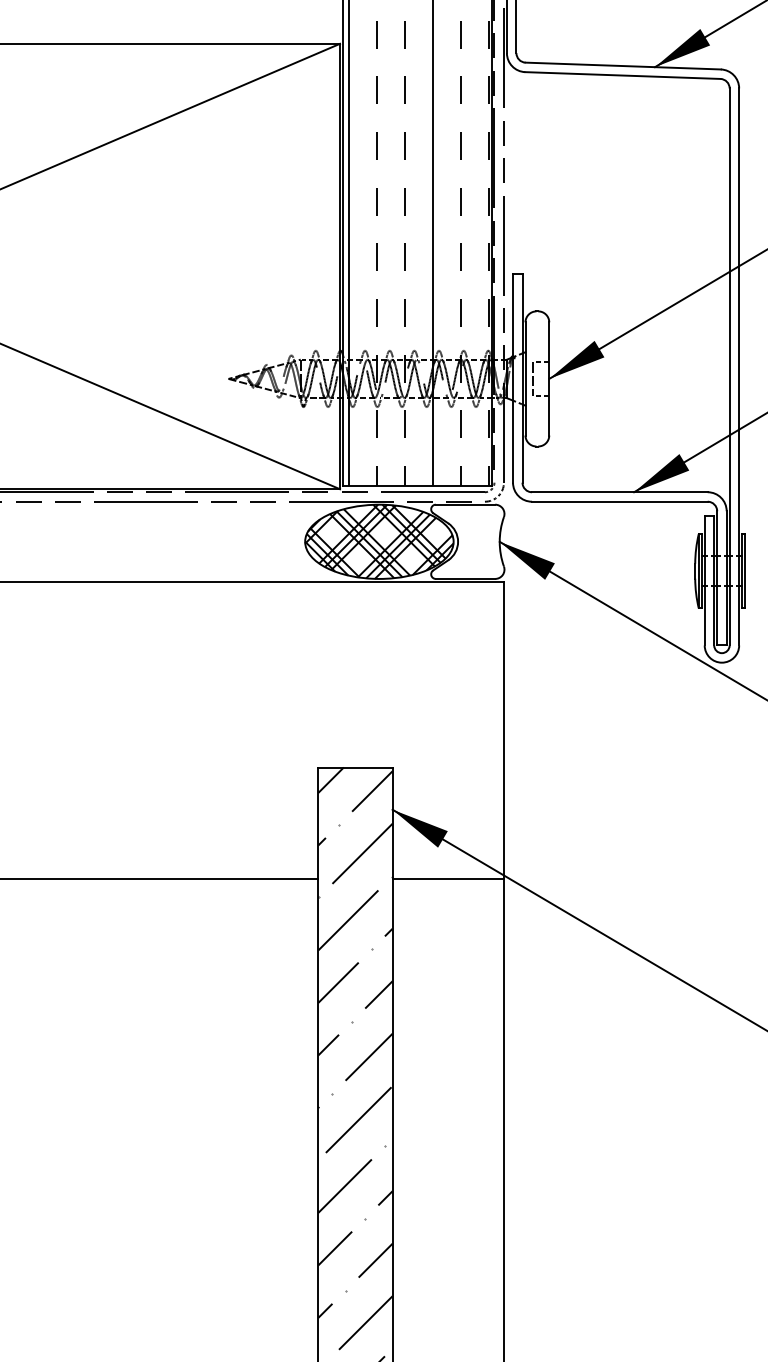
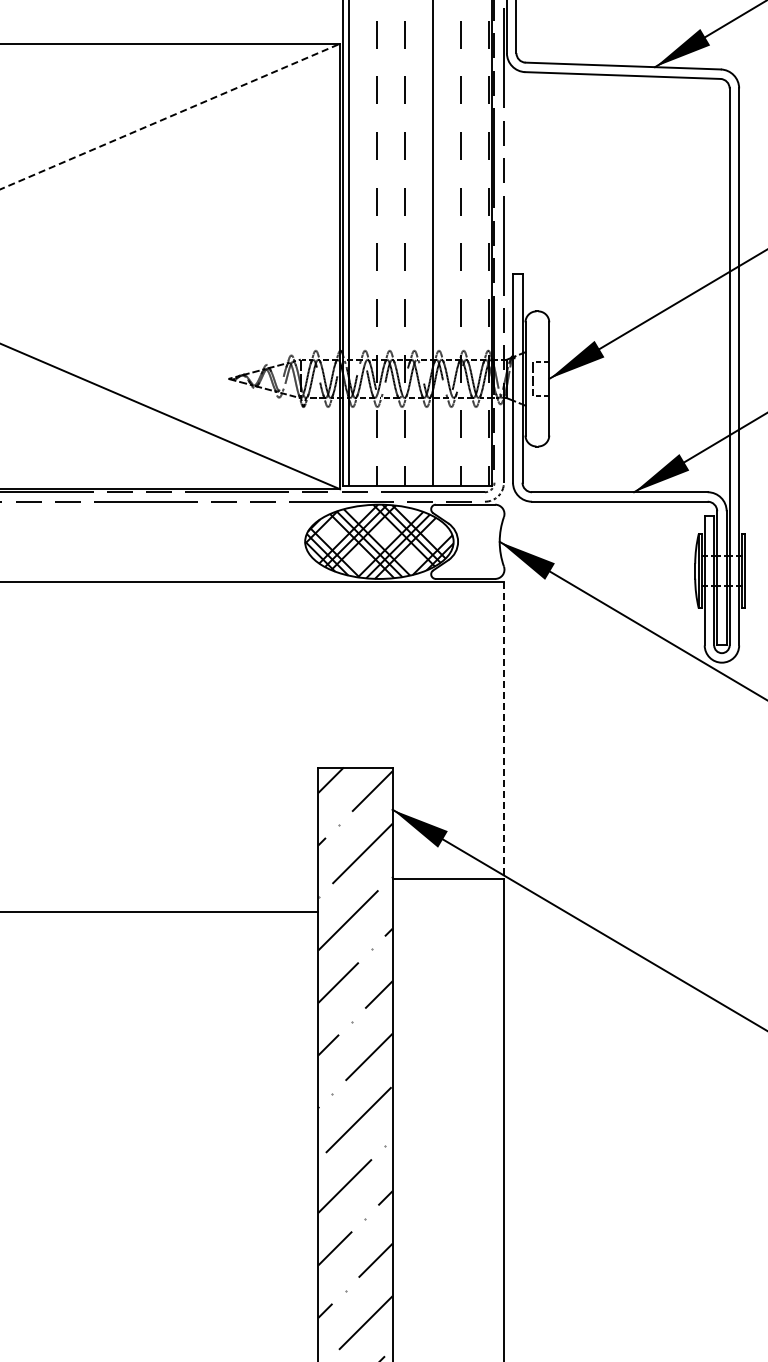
line: solid -> dashed (170, 116)
line: solid -> dashed (503, 730)
line position: (160, 878) -> (160, 911) (160, 911)
